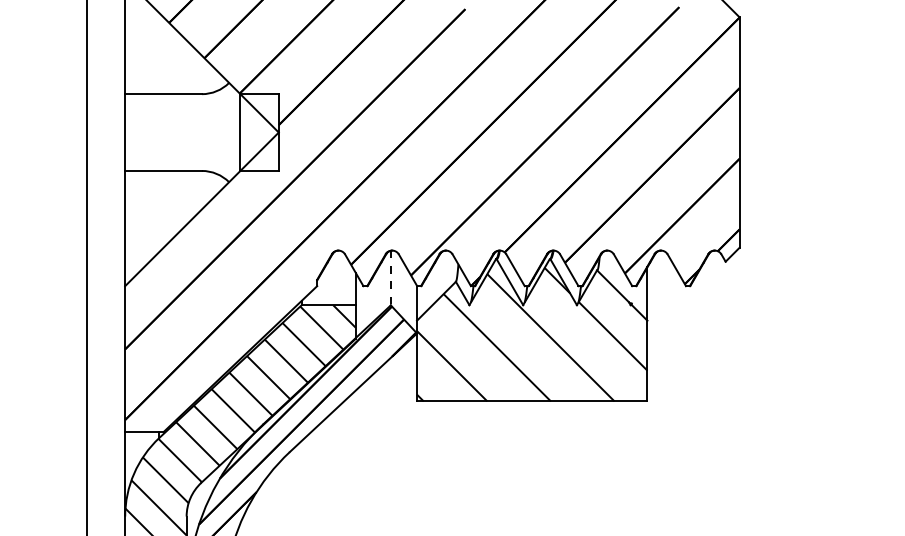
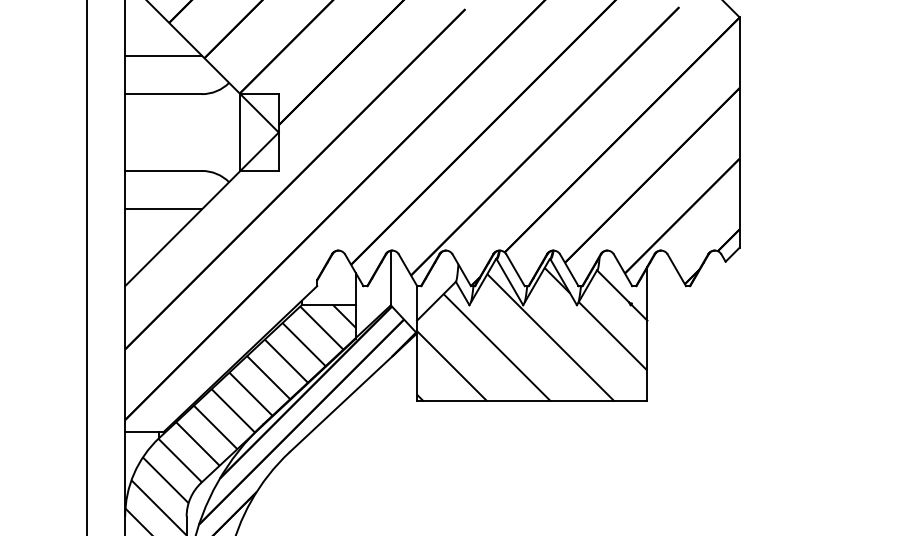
line: none -> present (163, 55)
line: none -> present (163, 209)
line: dashed -> solid (390, 278)
